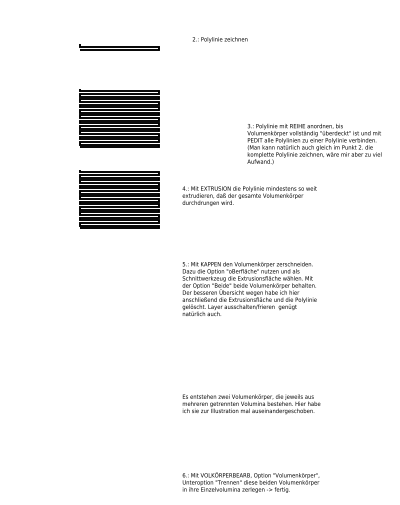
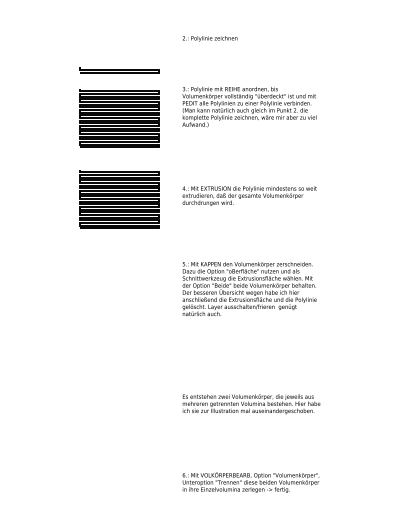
text position: (219, 39) -> (209, 38) (209, 38)
line position: (119, 47) -> (119, 70) (119, 70)
text position: (314, 144) -> (249, 107) (249, 107)
